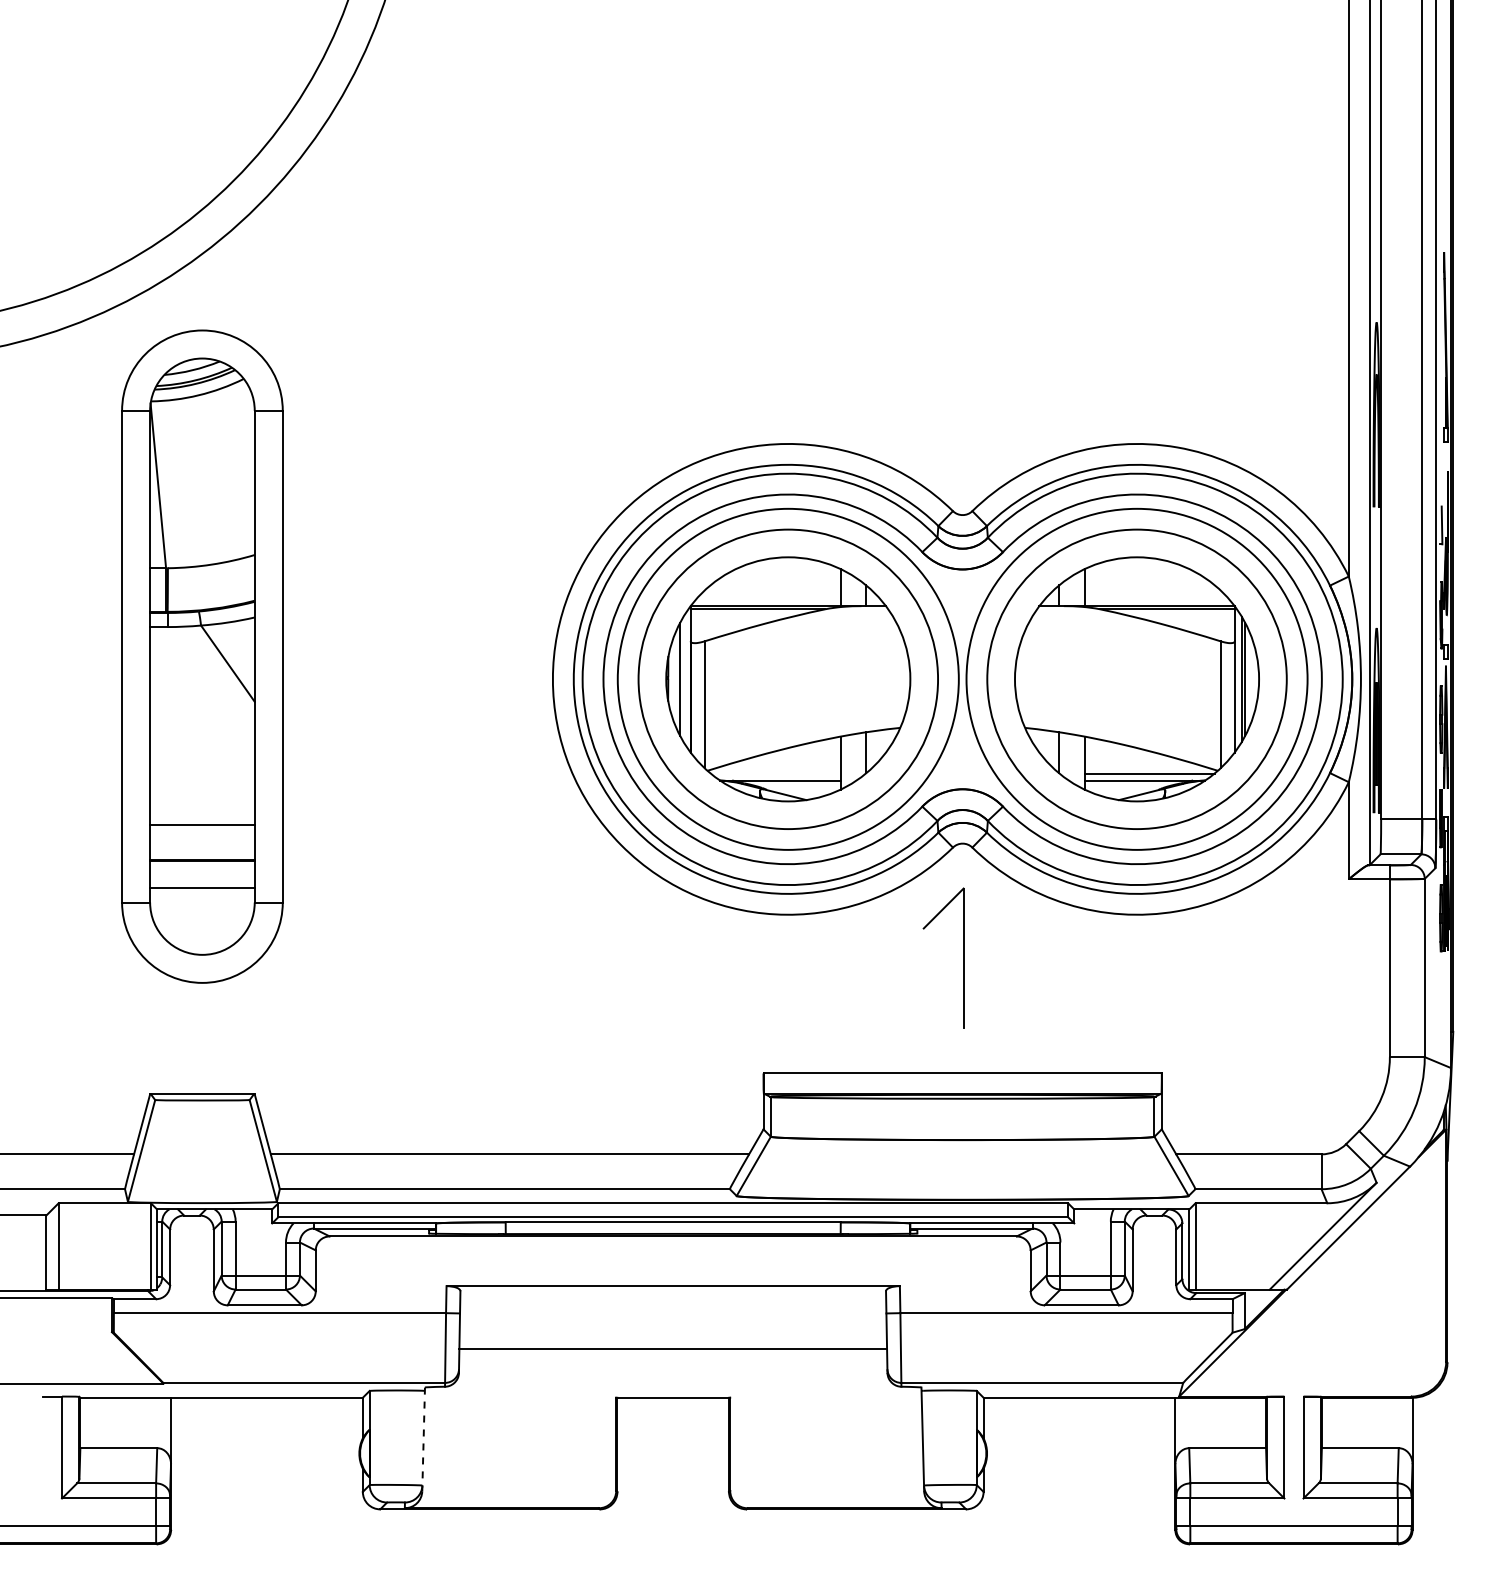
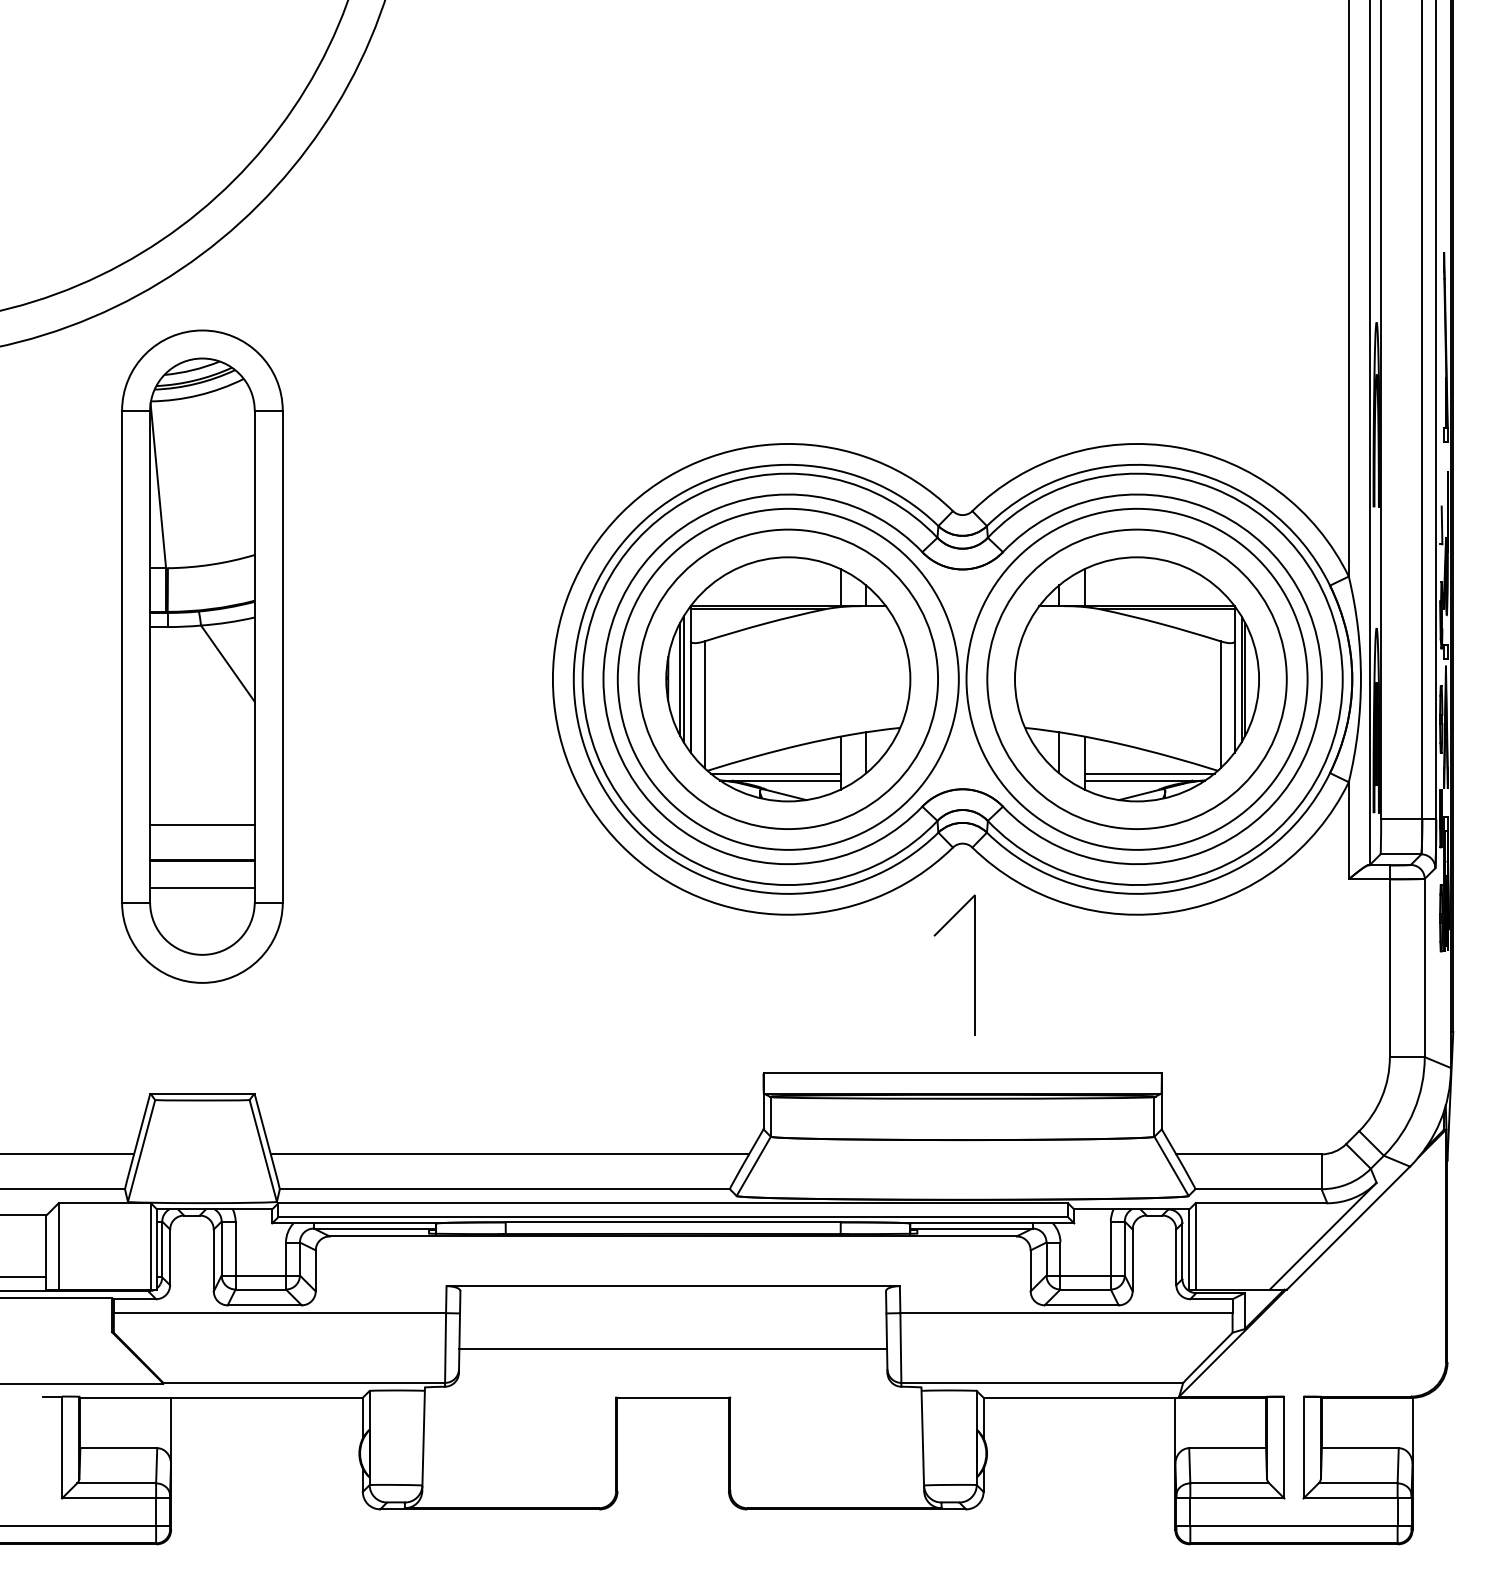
line: none -> present (683, 679)
line: none -> present (775, 773)
part position: (963, 957) -> (974, 964) (974, 964)
line: none -> present (24, 1277)
line: dashed -> solid (423, 1439)
